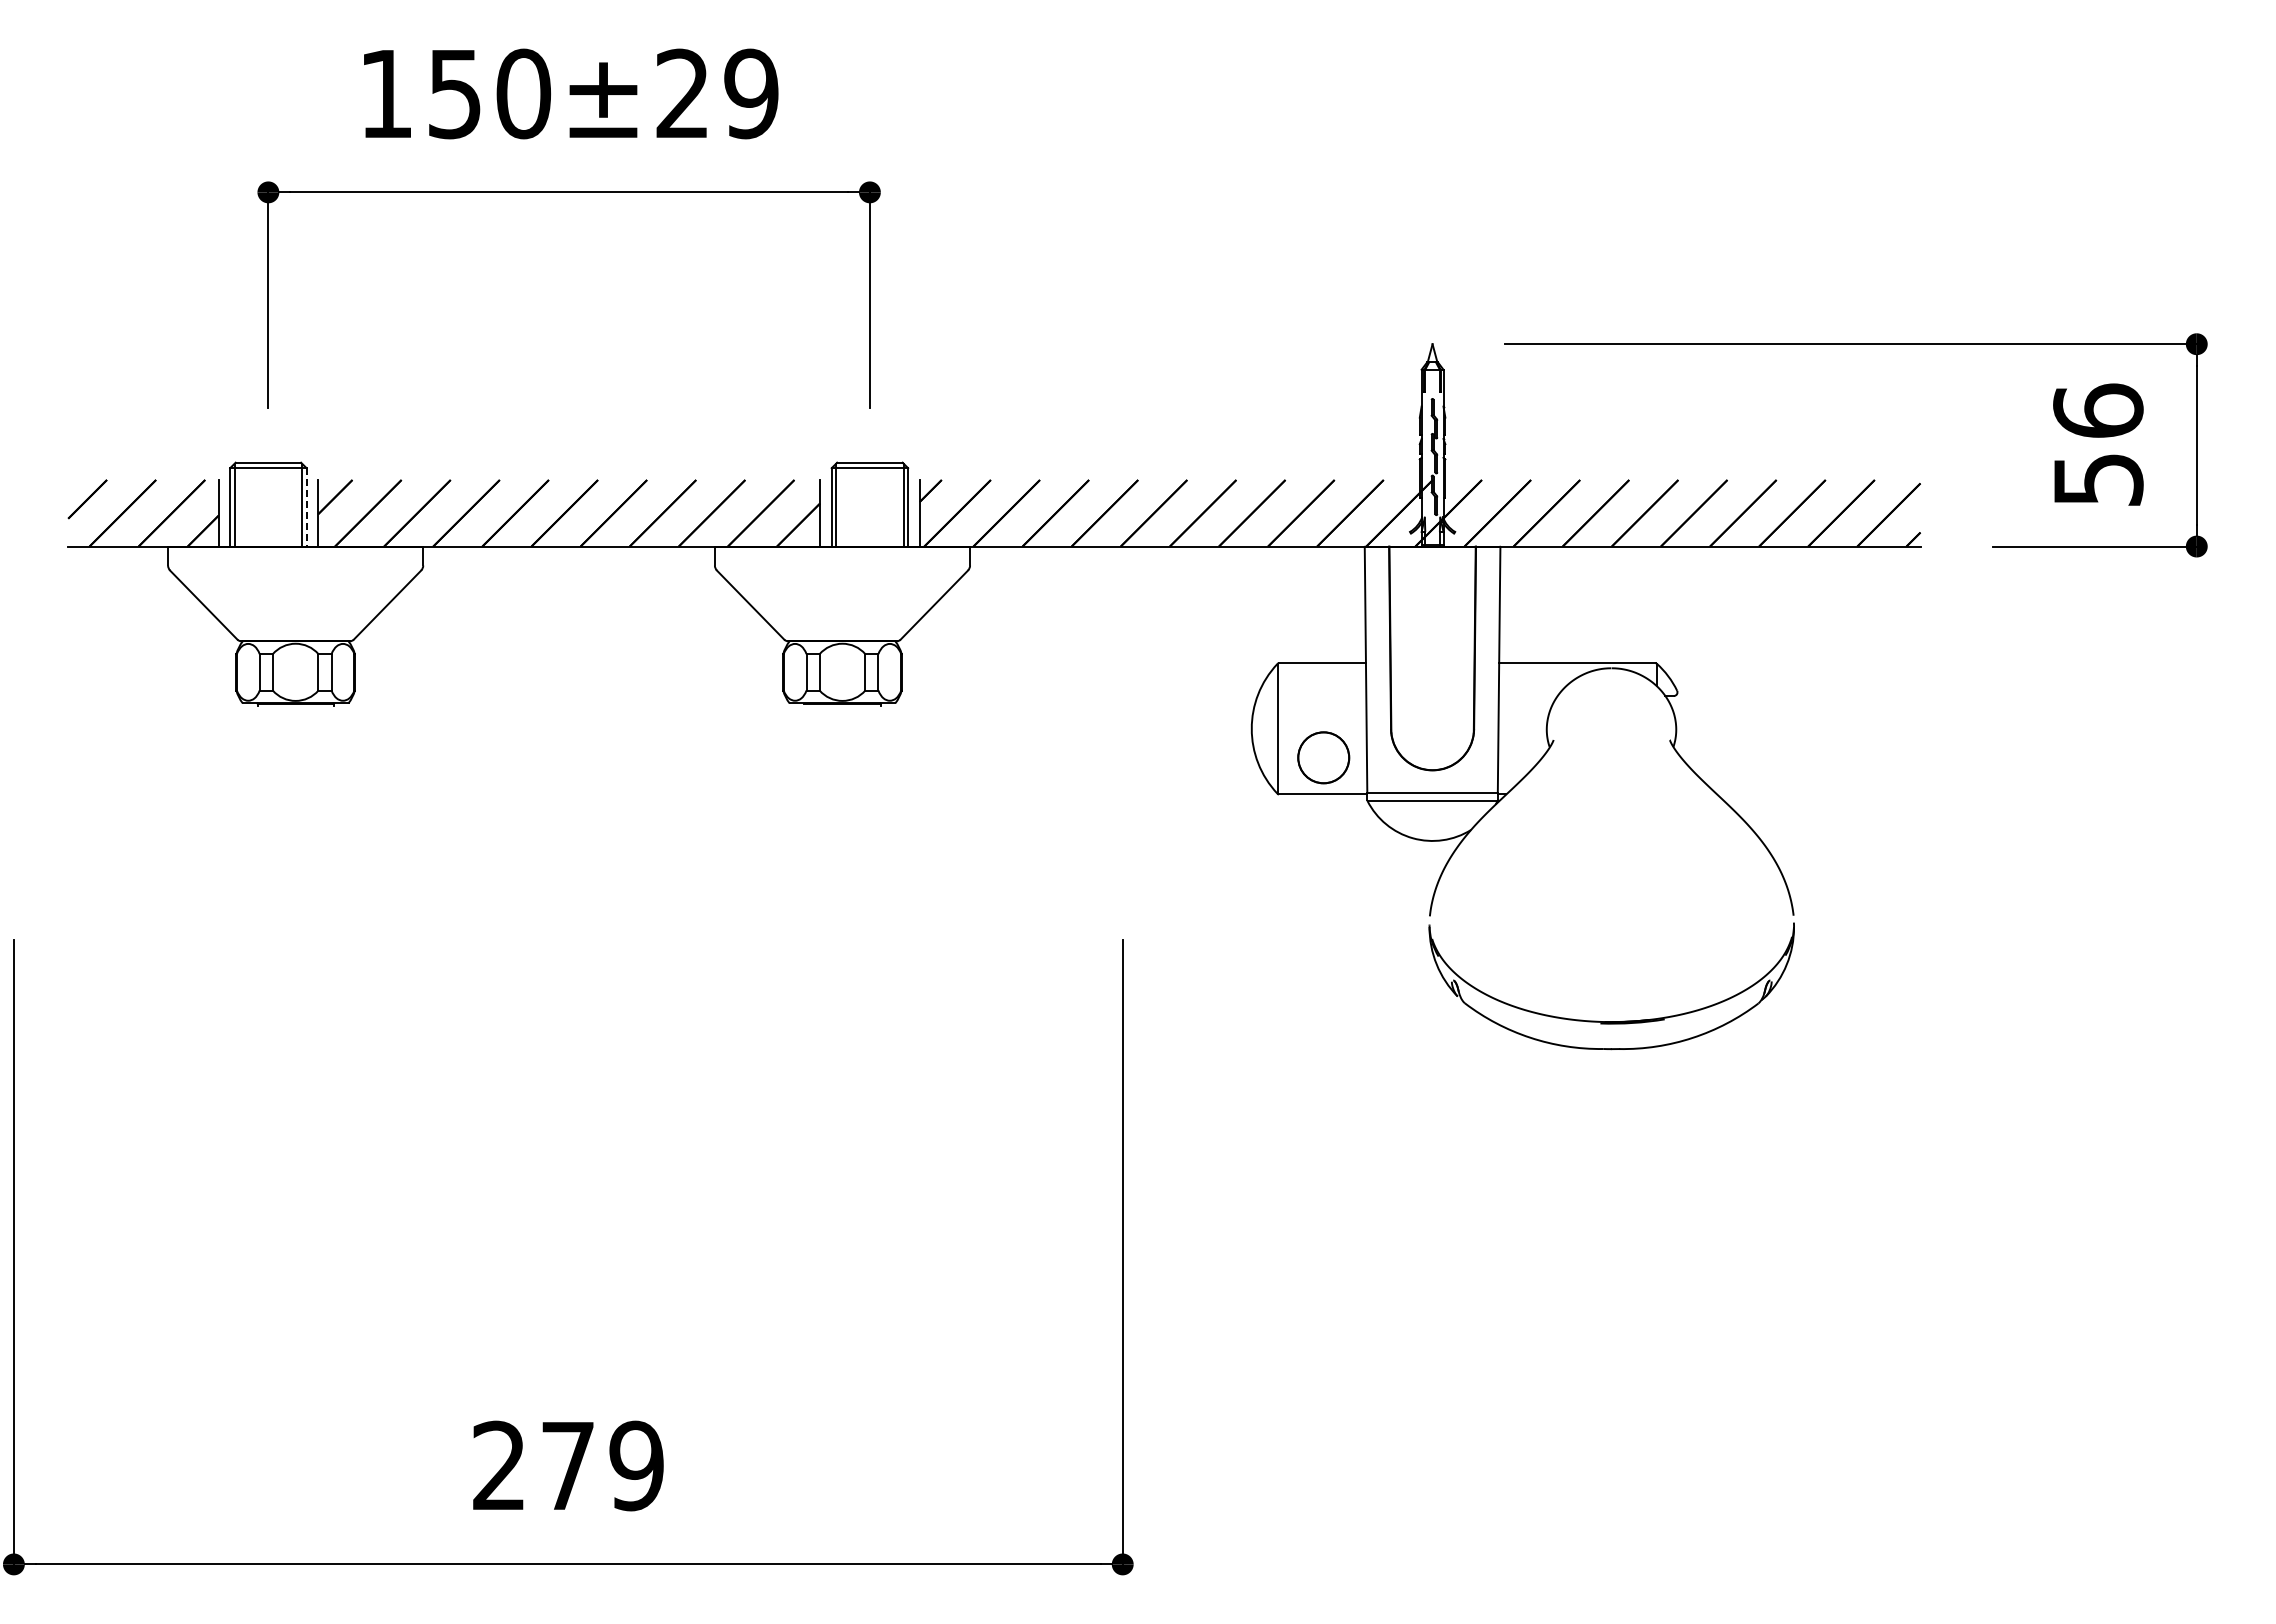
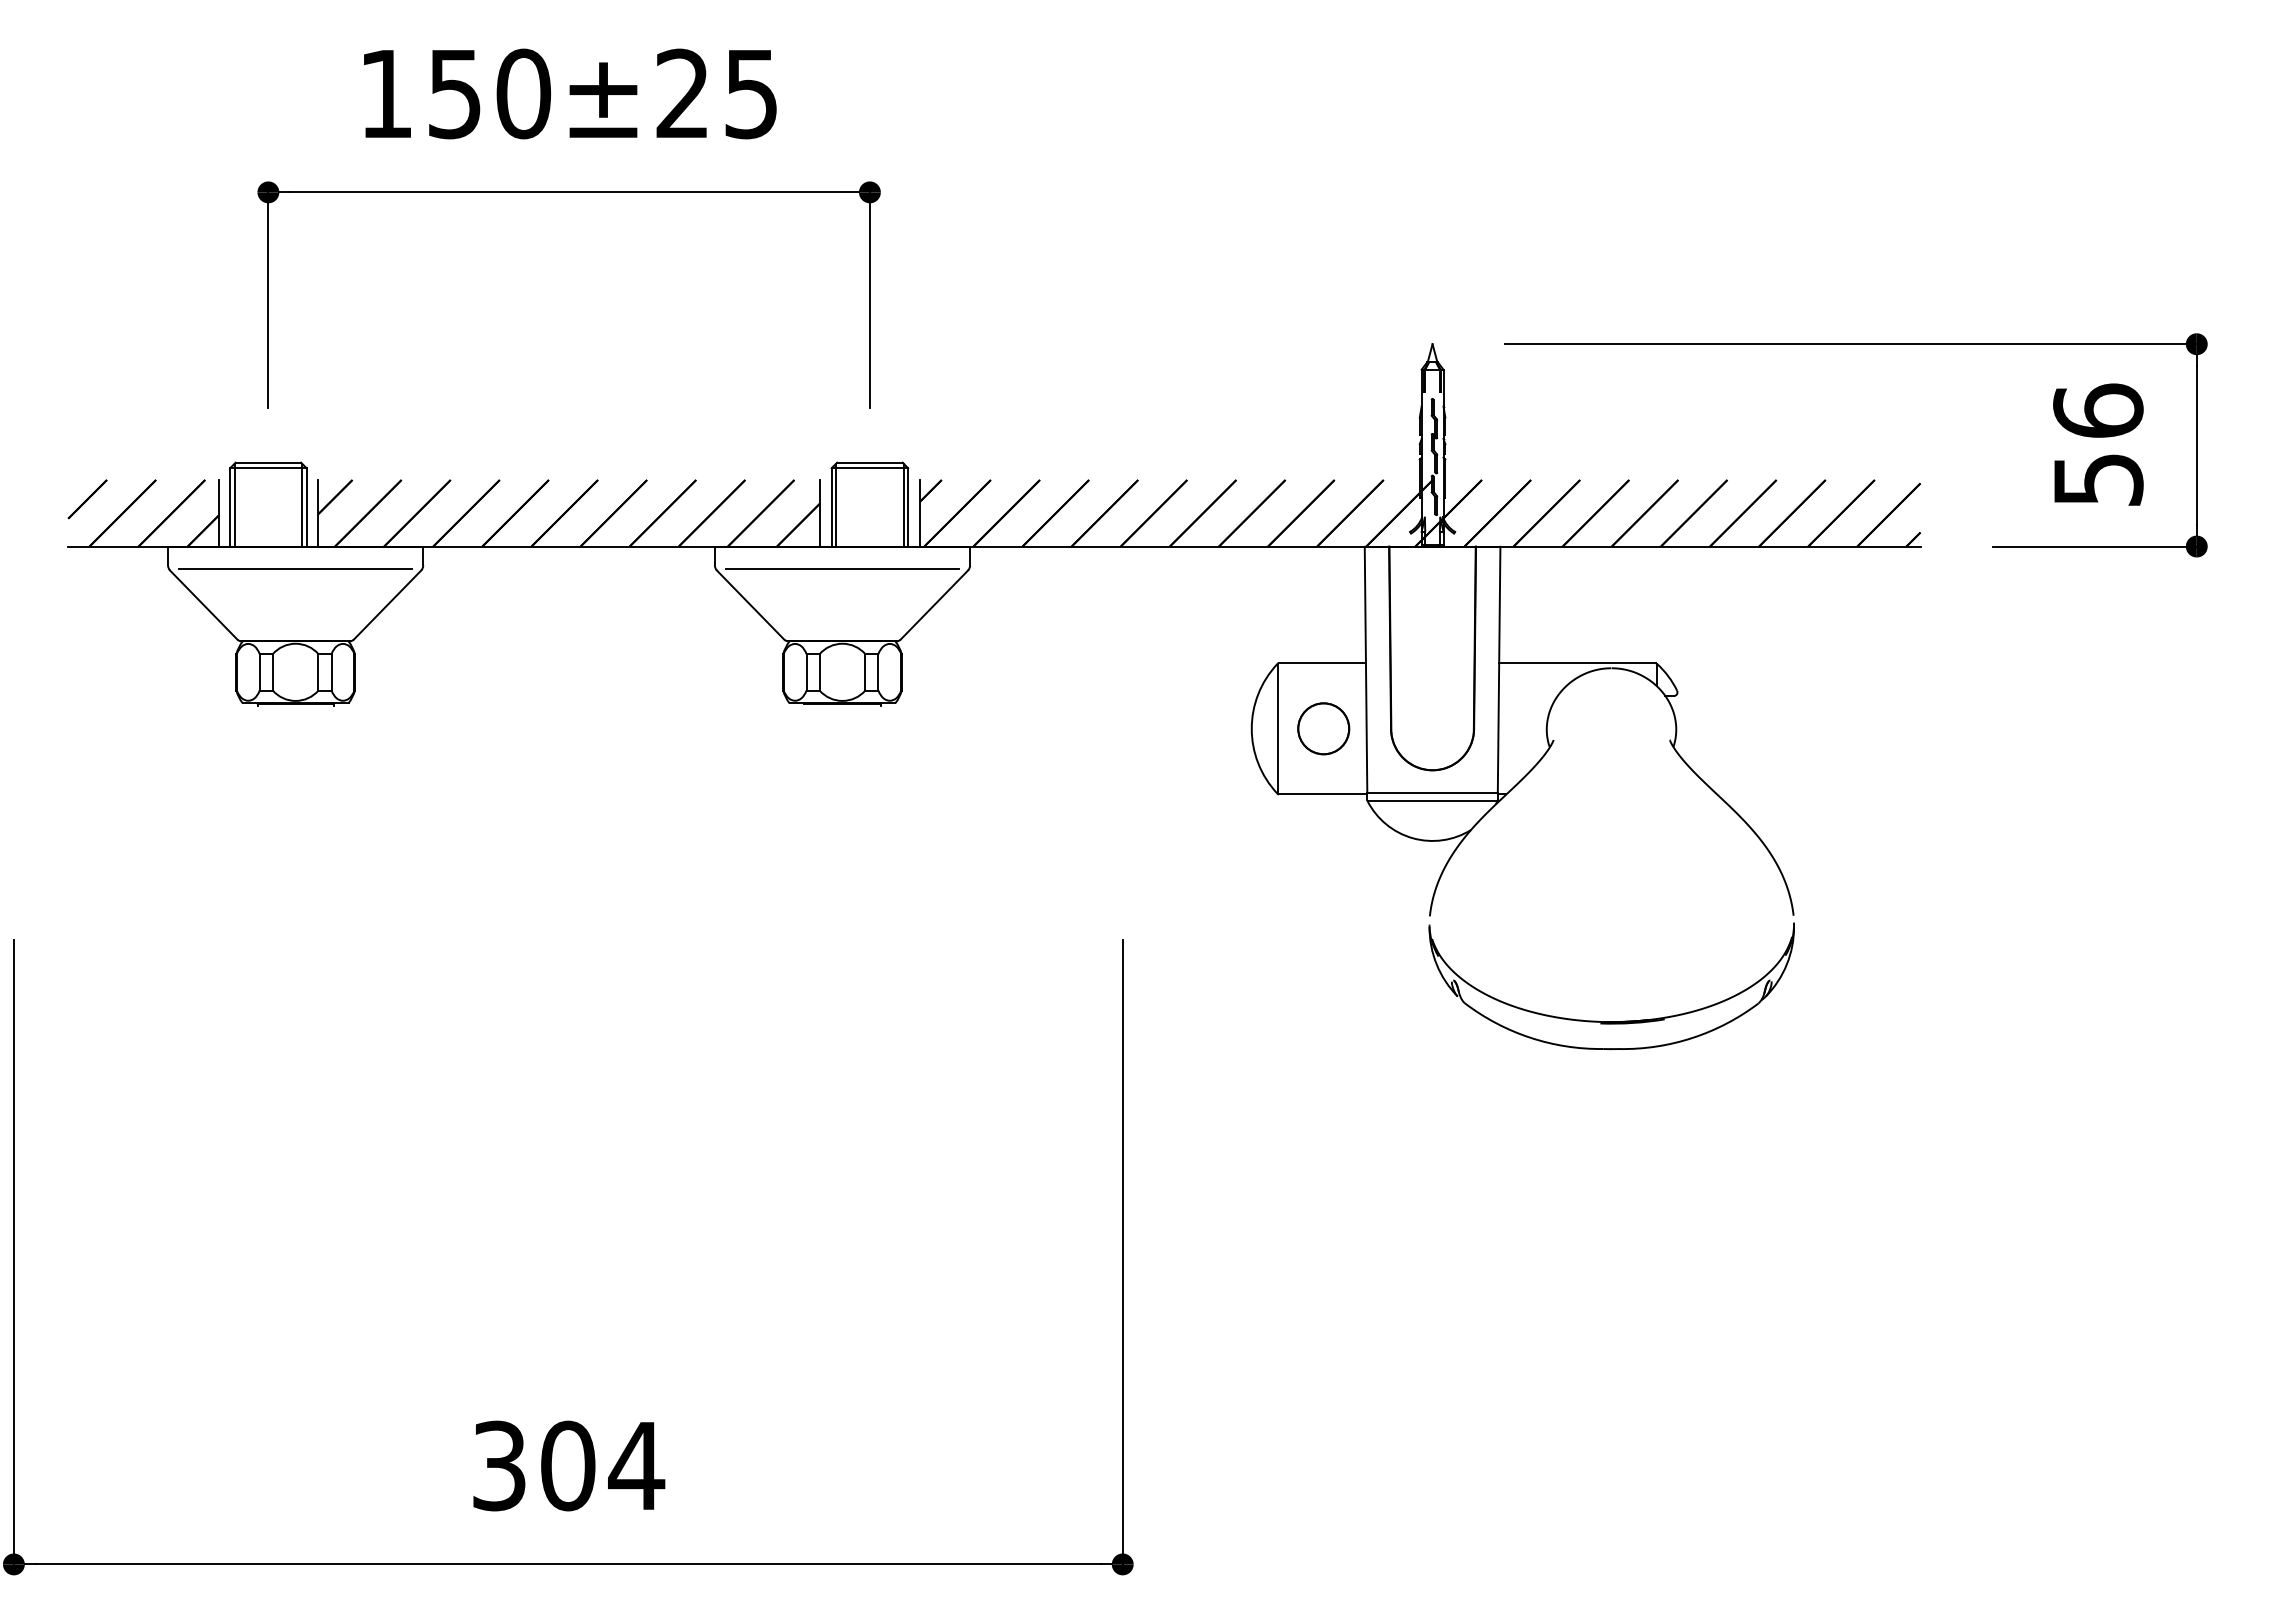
text: 150±29 -> 150±25 (751, 93)
line: dashed -> solid (306, 507)
line: none -> present (295, 568)
line: none -> present (842, 568)
circle position: (1323, 757) -> (1323, 728) (1323, 728)
text: 279 -> 304 (569, 1465)
